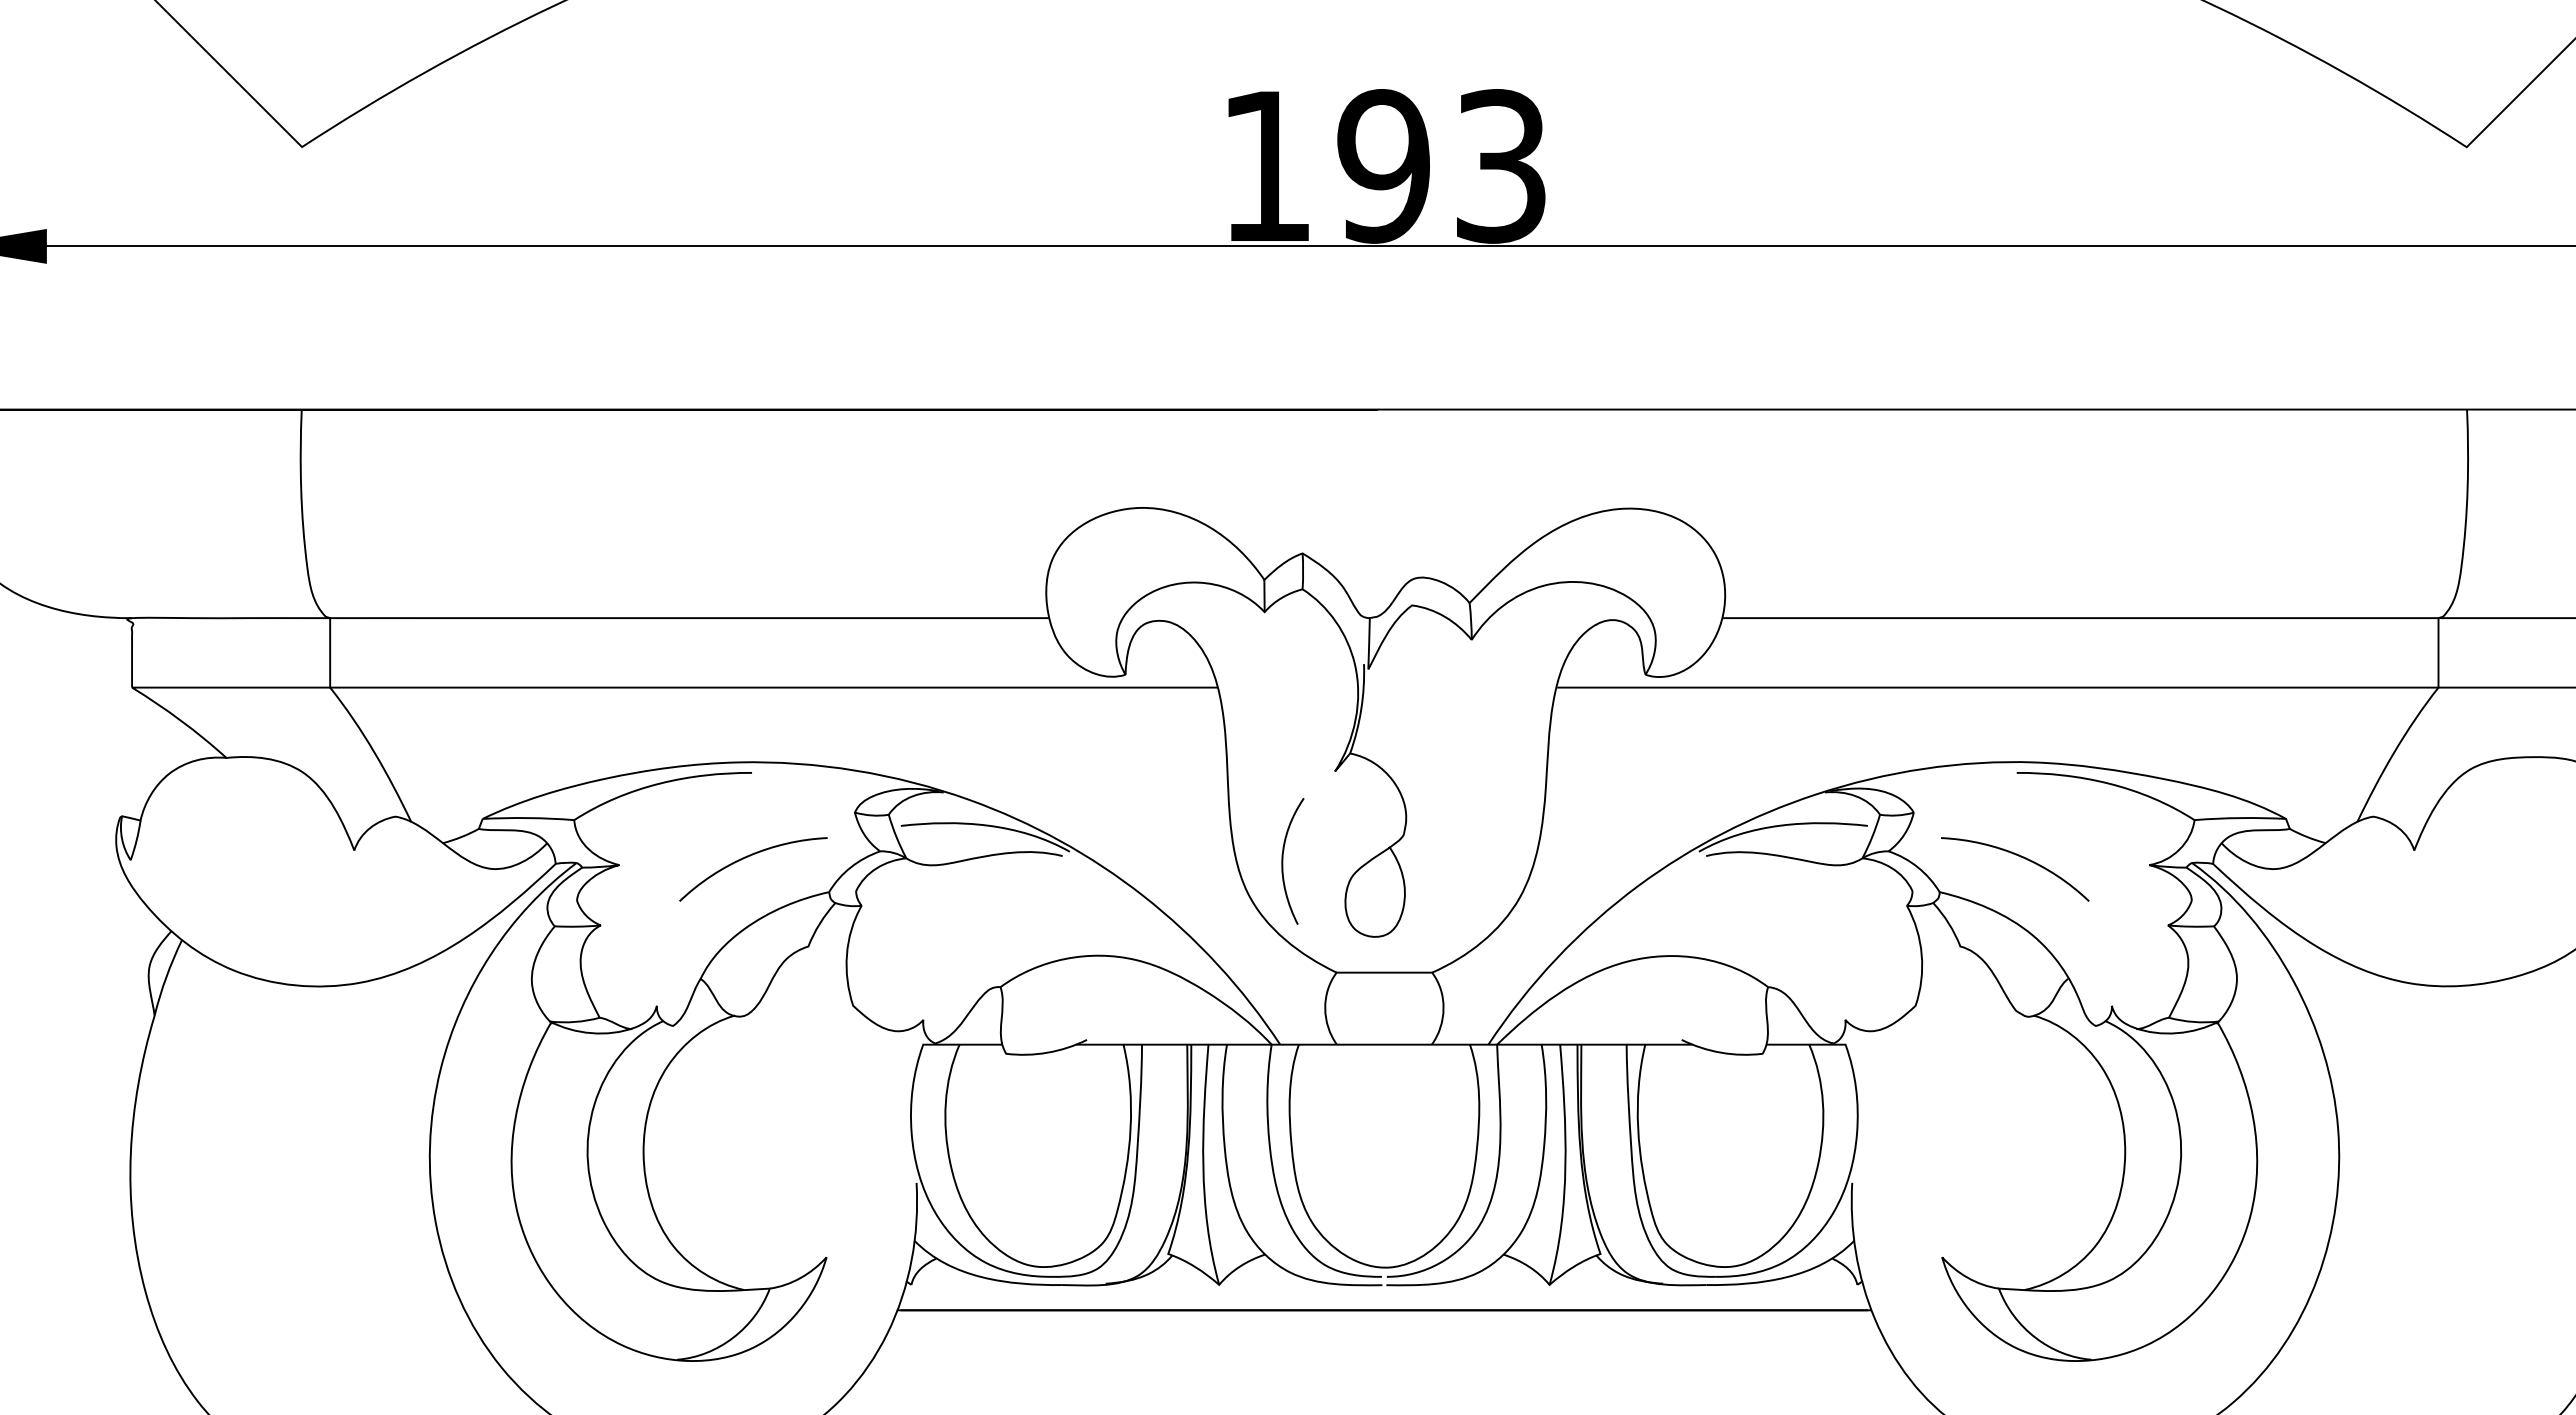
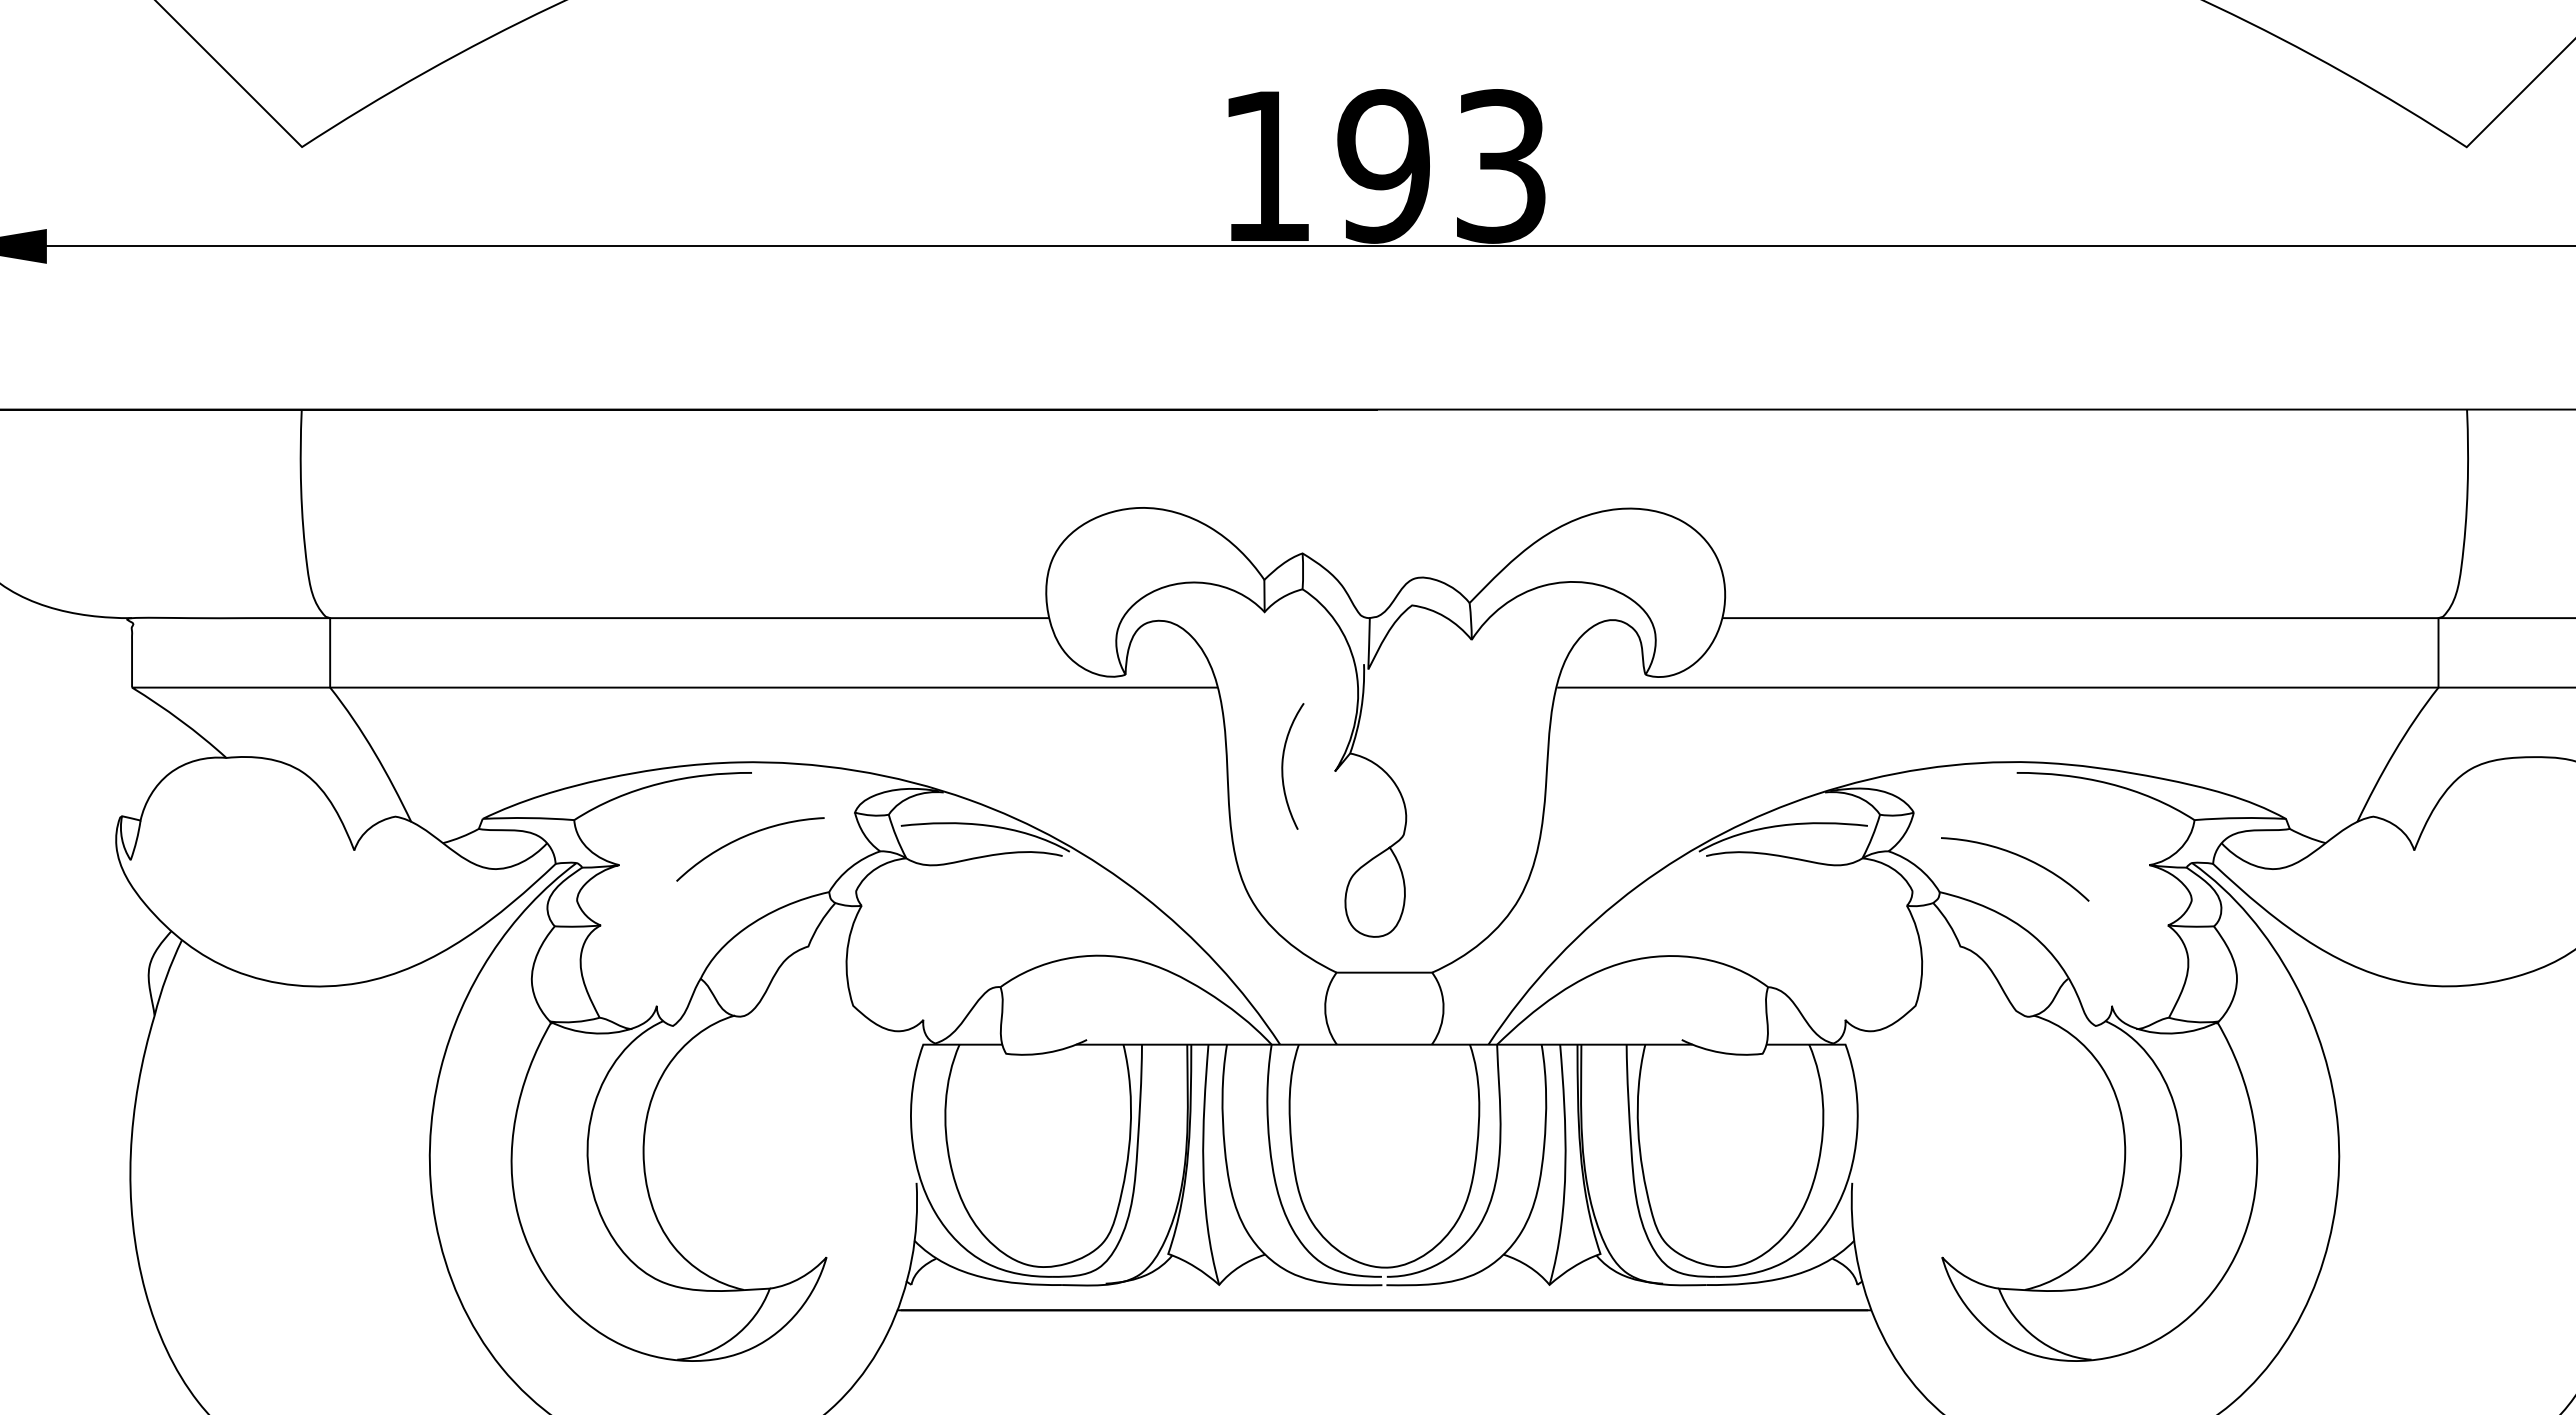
curve position: (748, 857) -> (745, 837) (745, 837)
curve position: (1283, 861) -> (1283, 766) (1283, 766)
